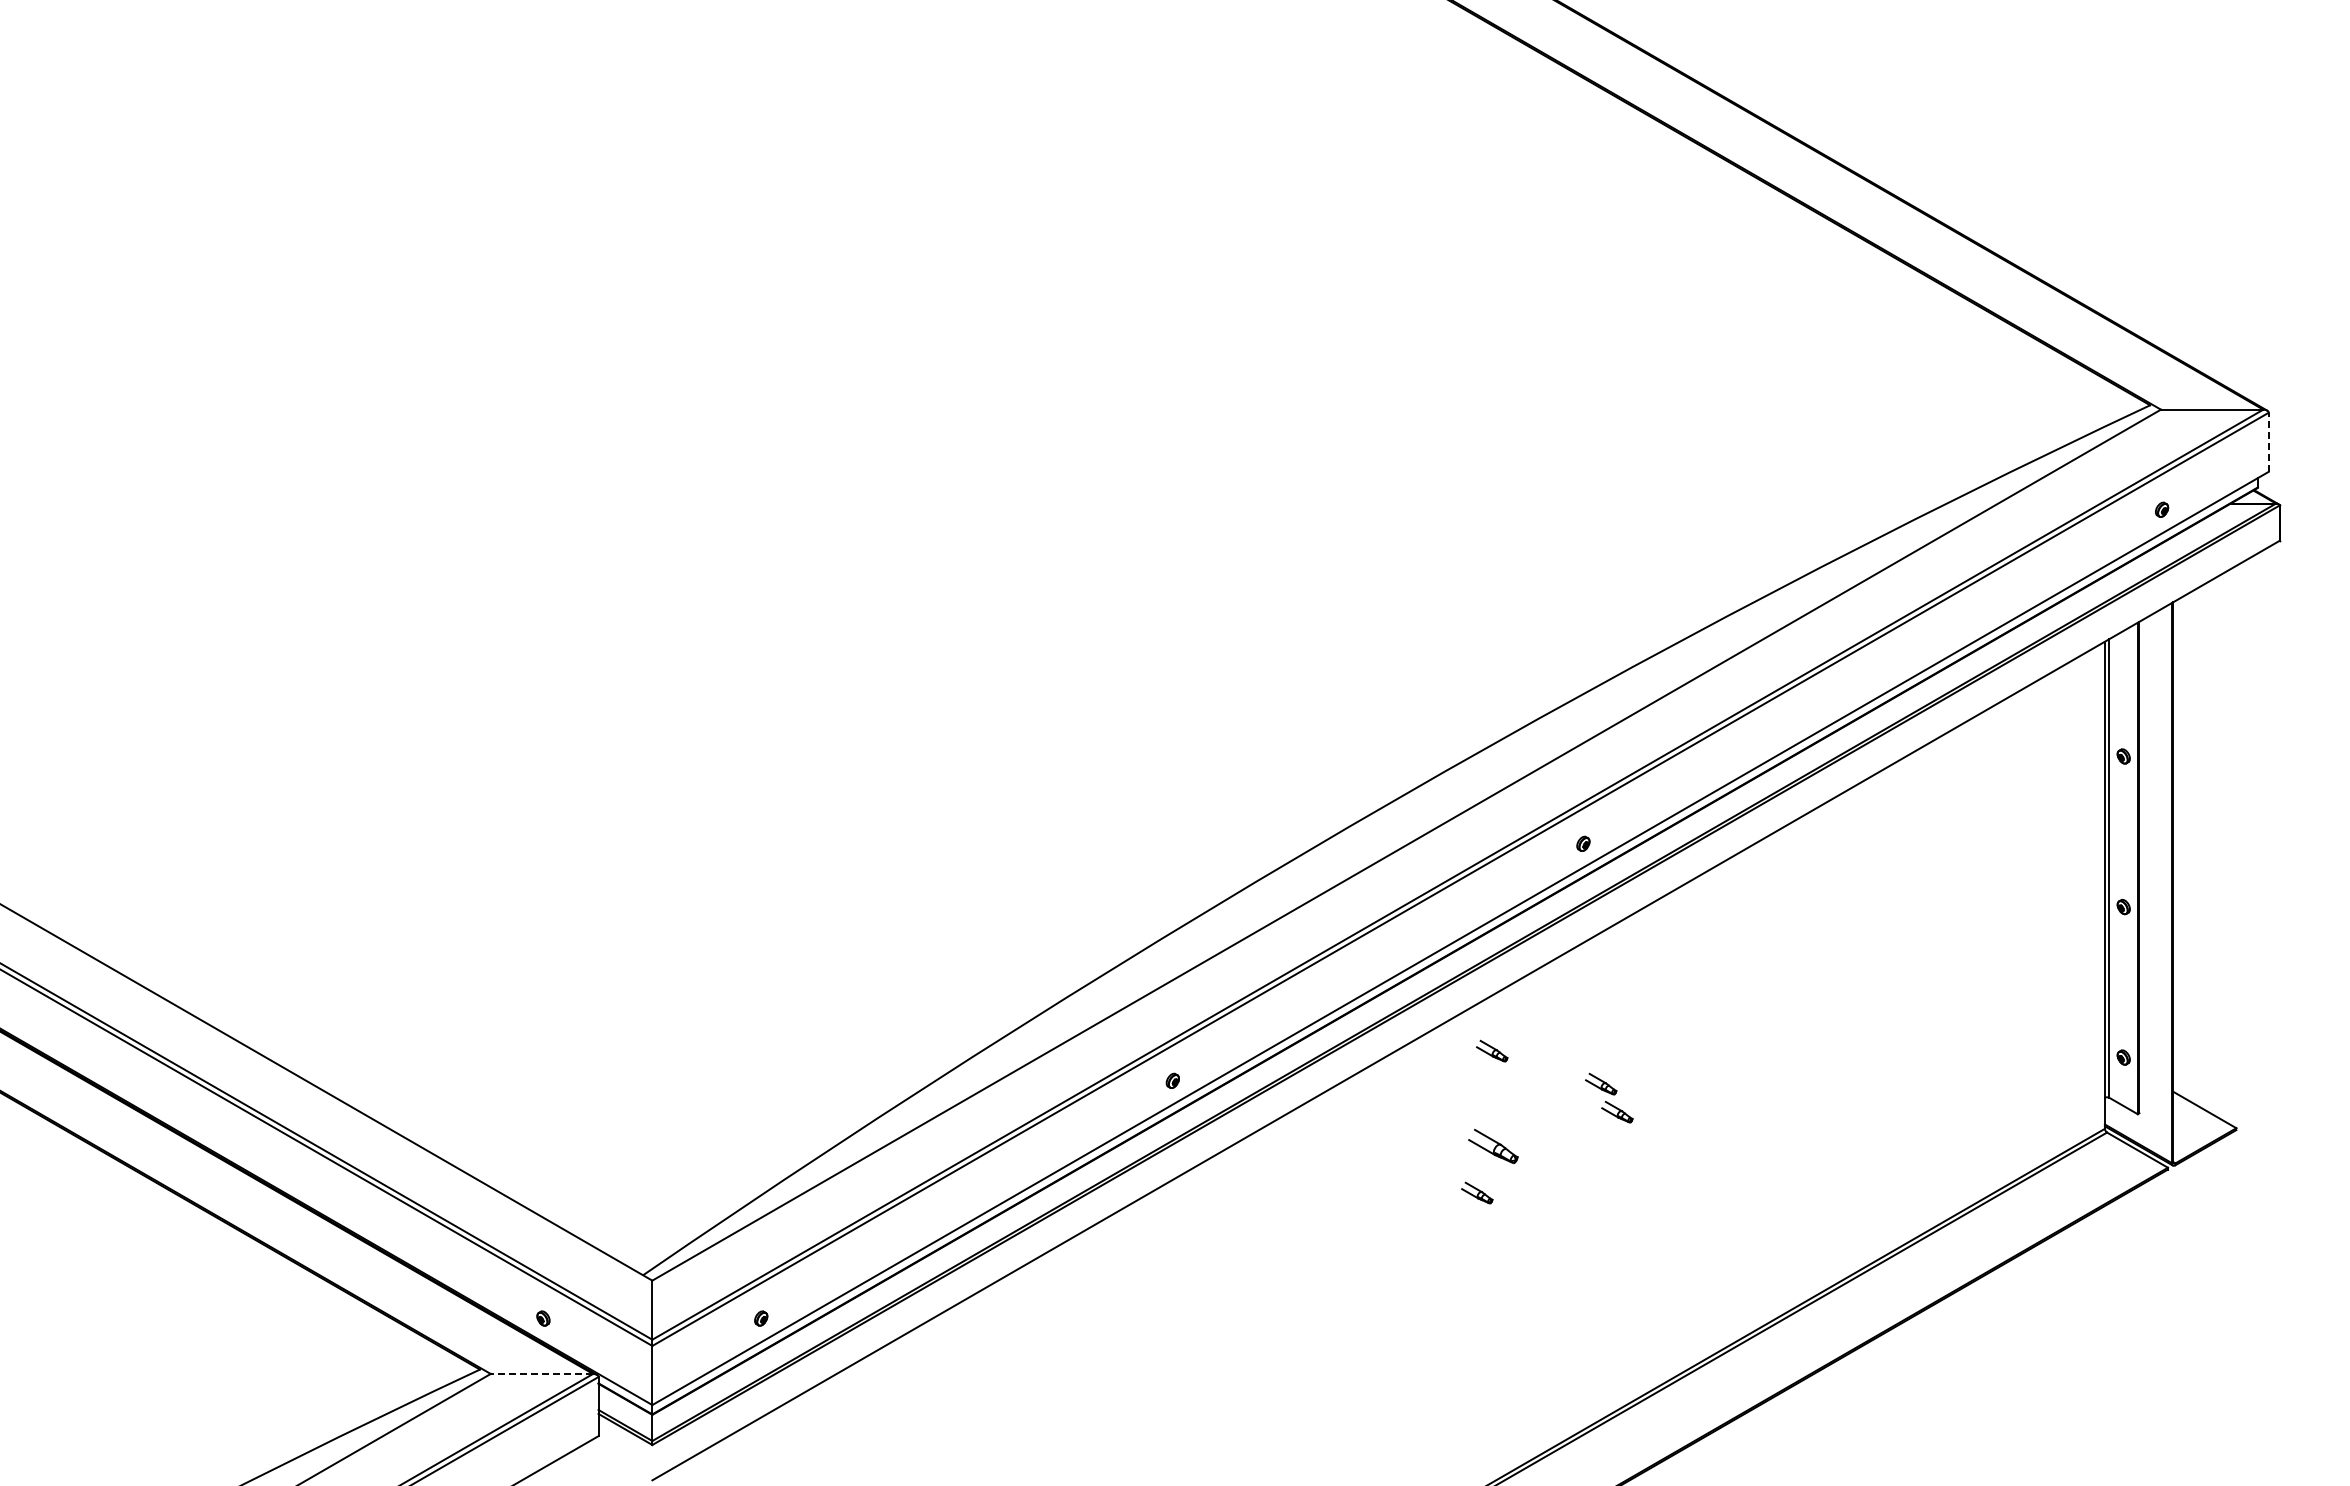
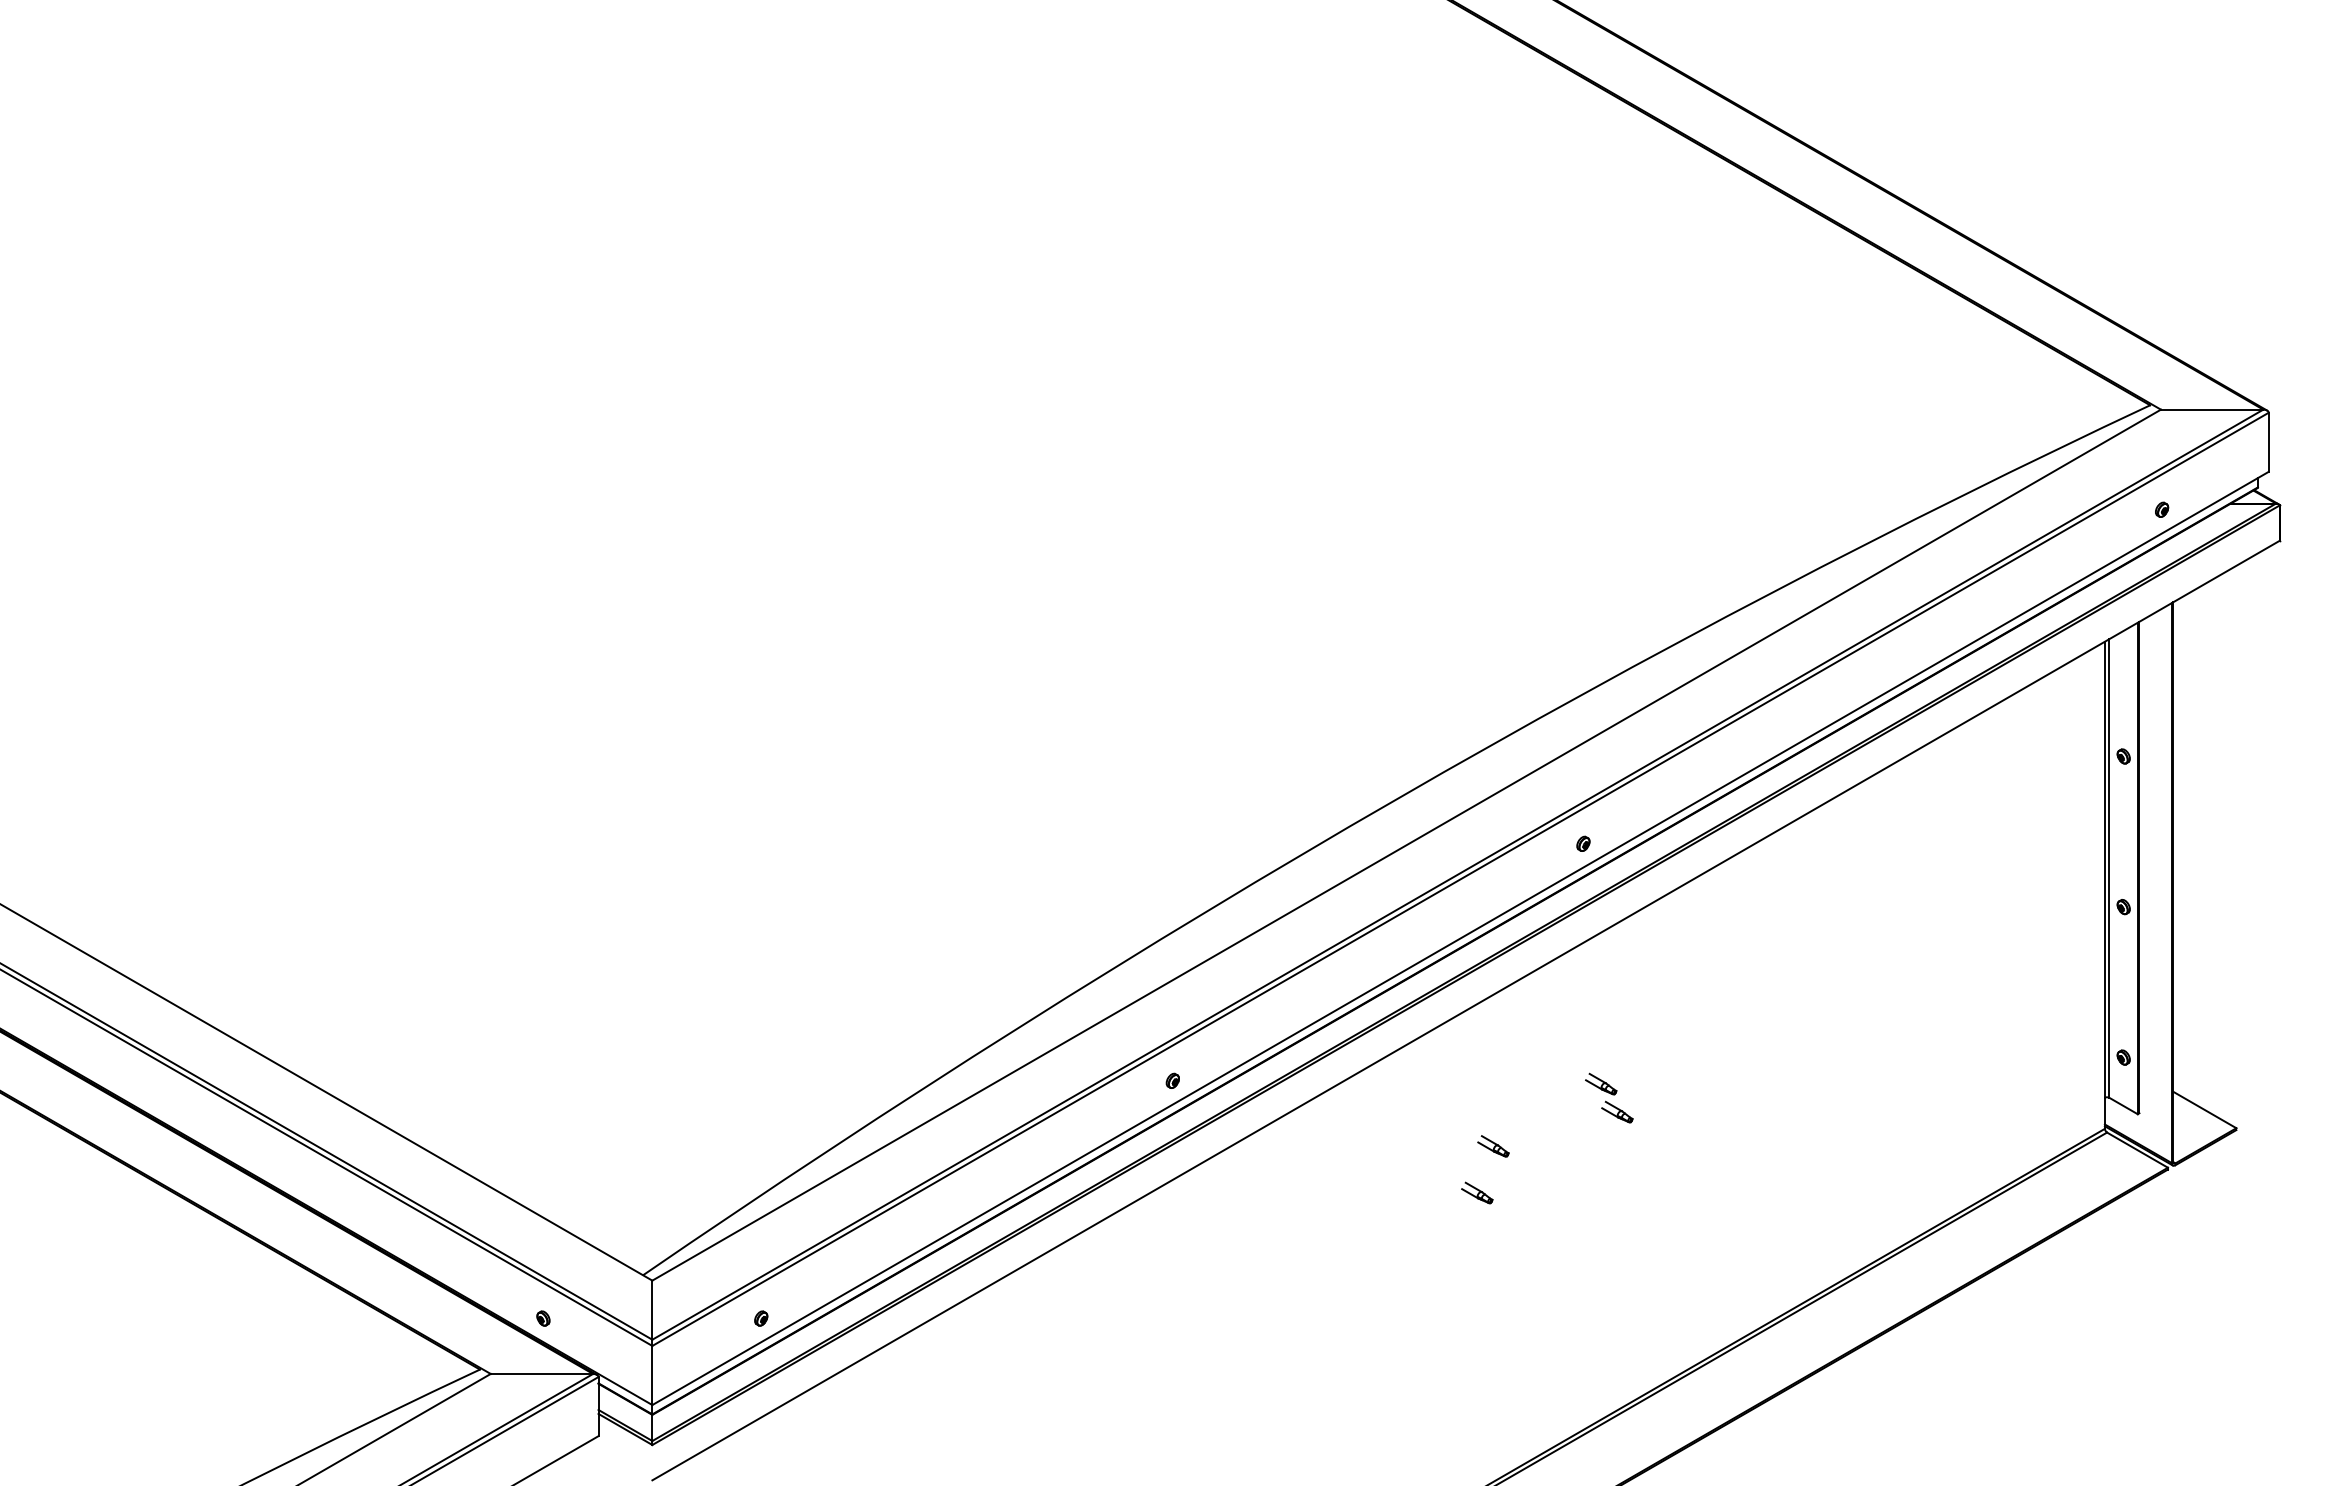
line: dashed -> solid (2268, 442)
part: present -> none (1492, 1050)
part size: 51x36 px -> 33x23 px (1493, 1146)
line: dashed -> solid (541, 1373)
